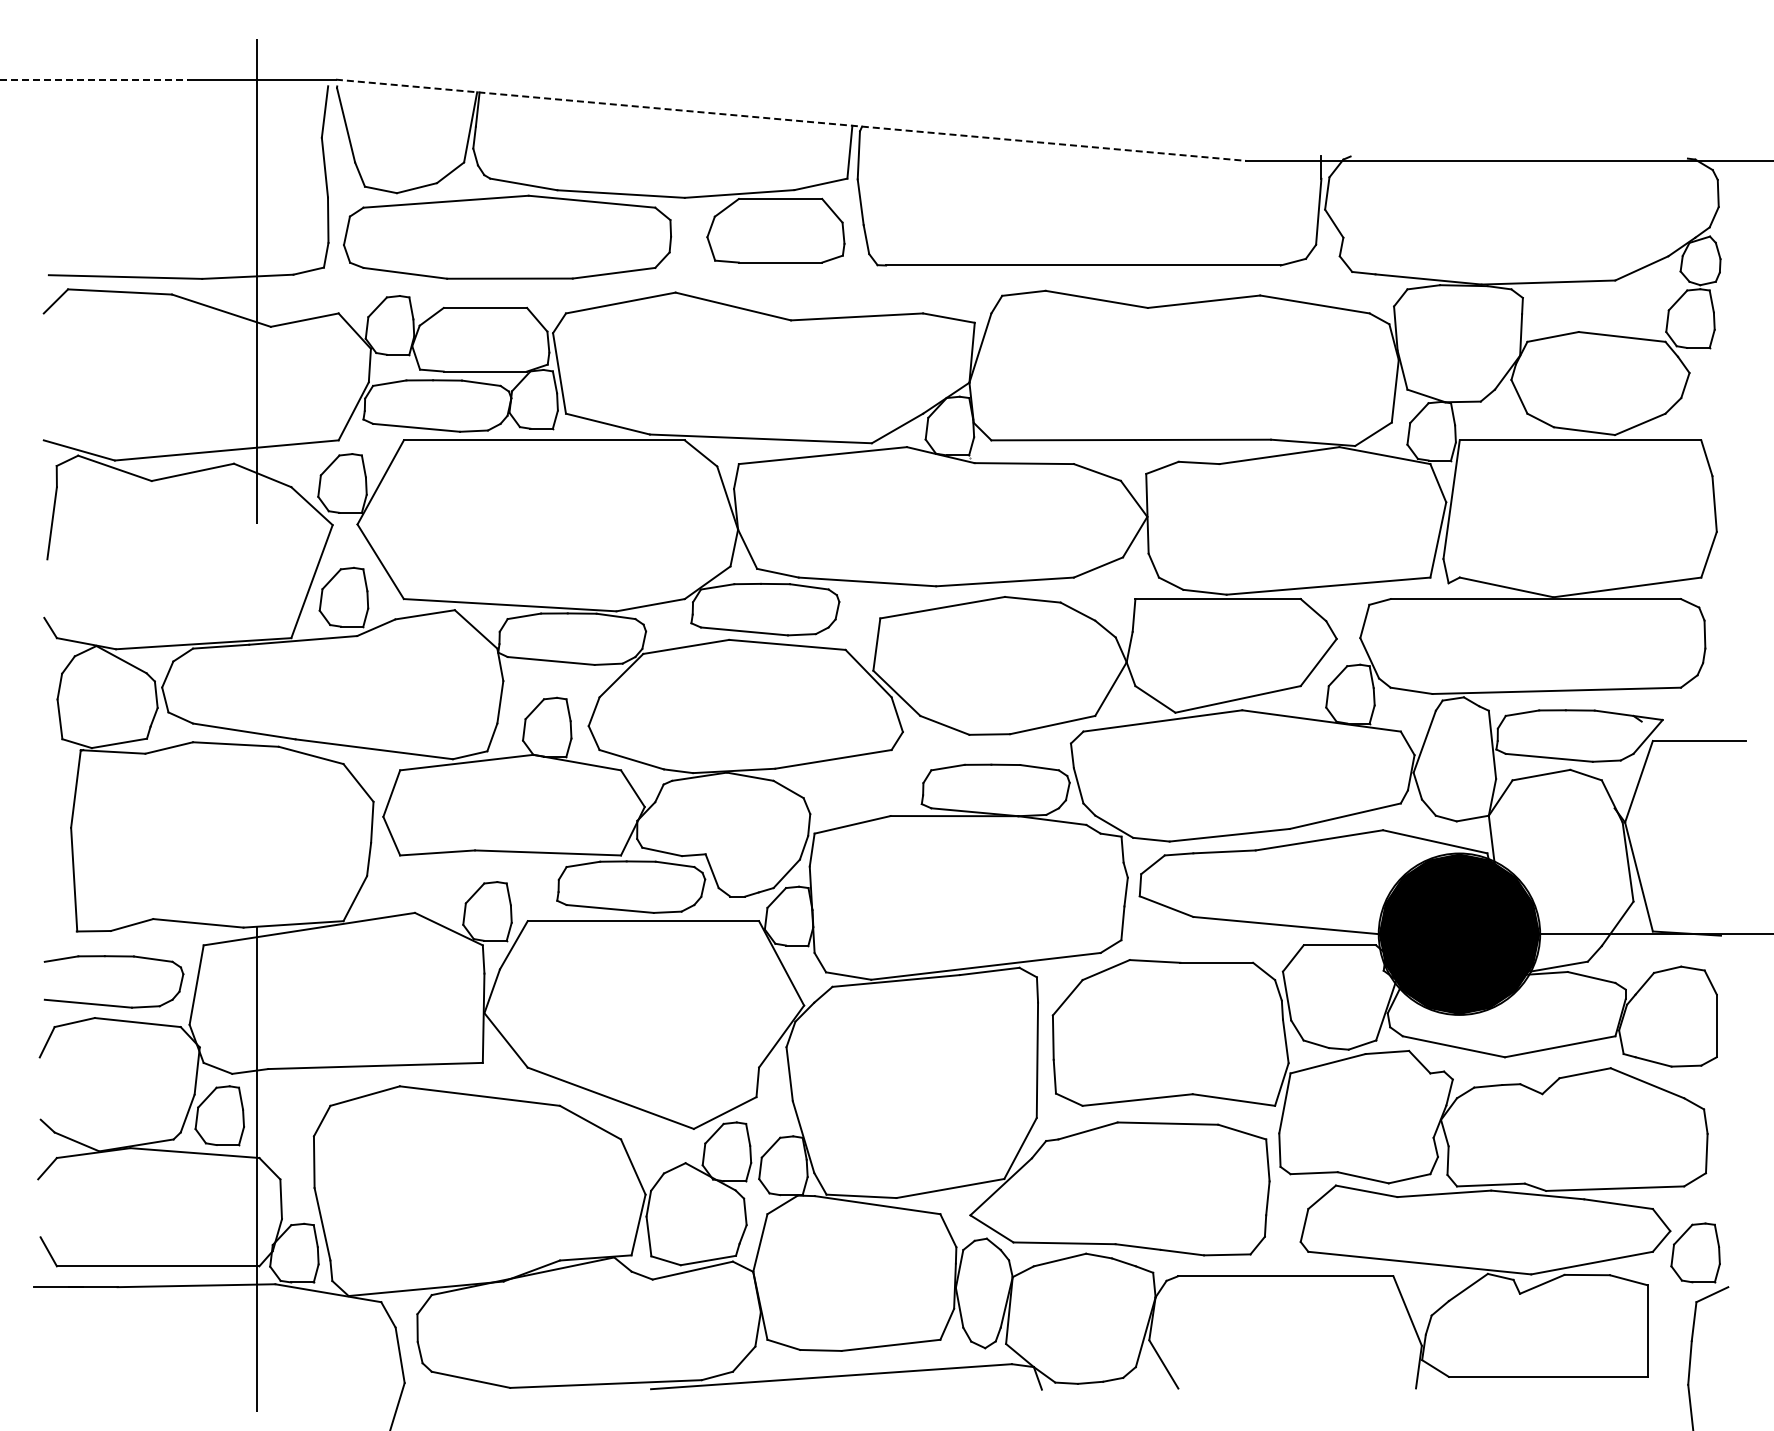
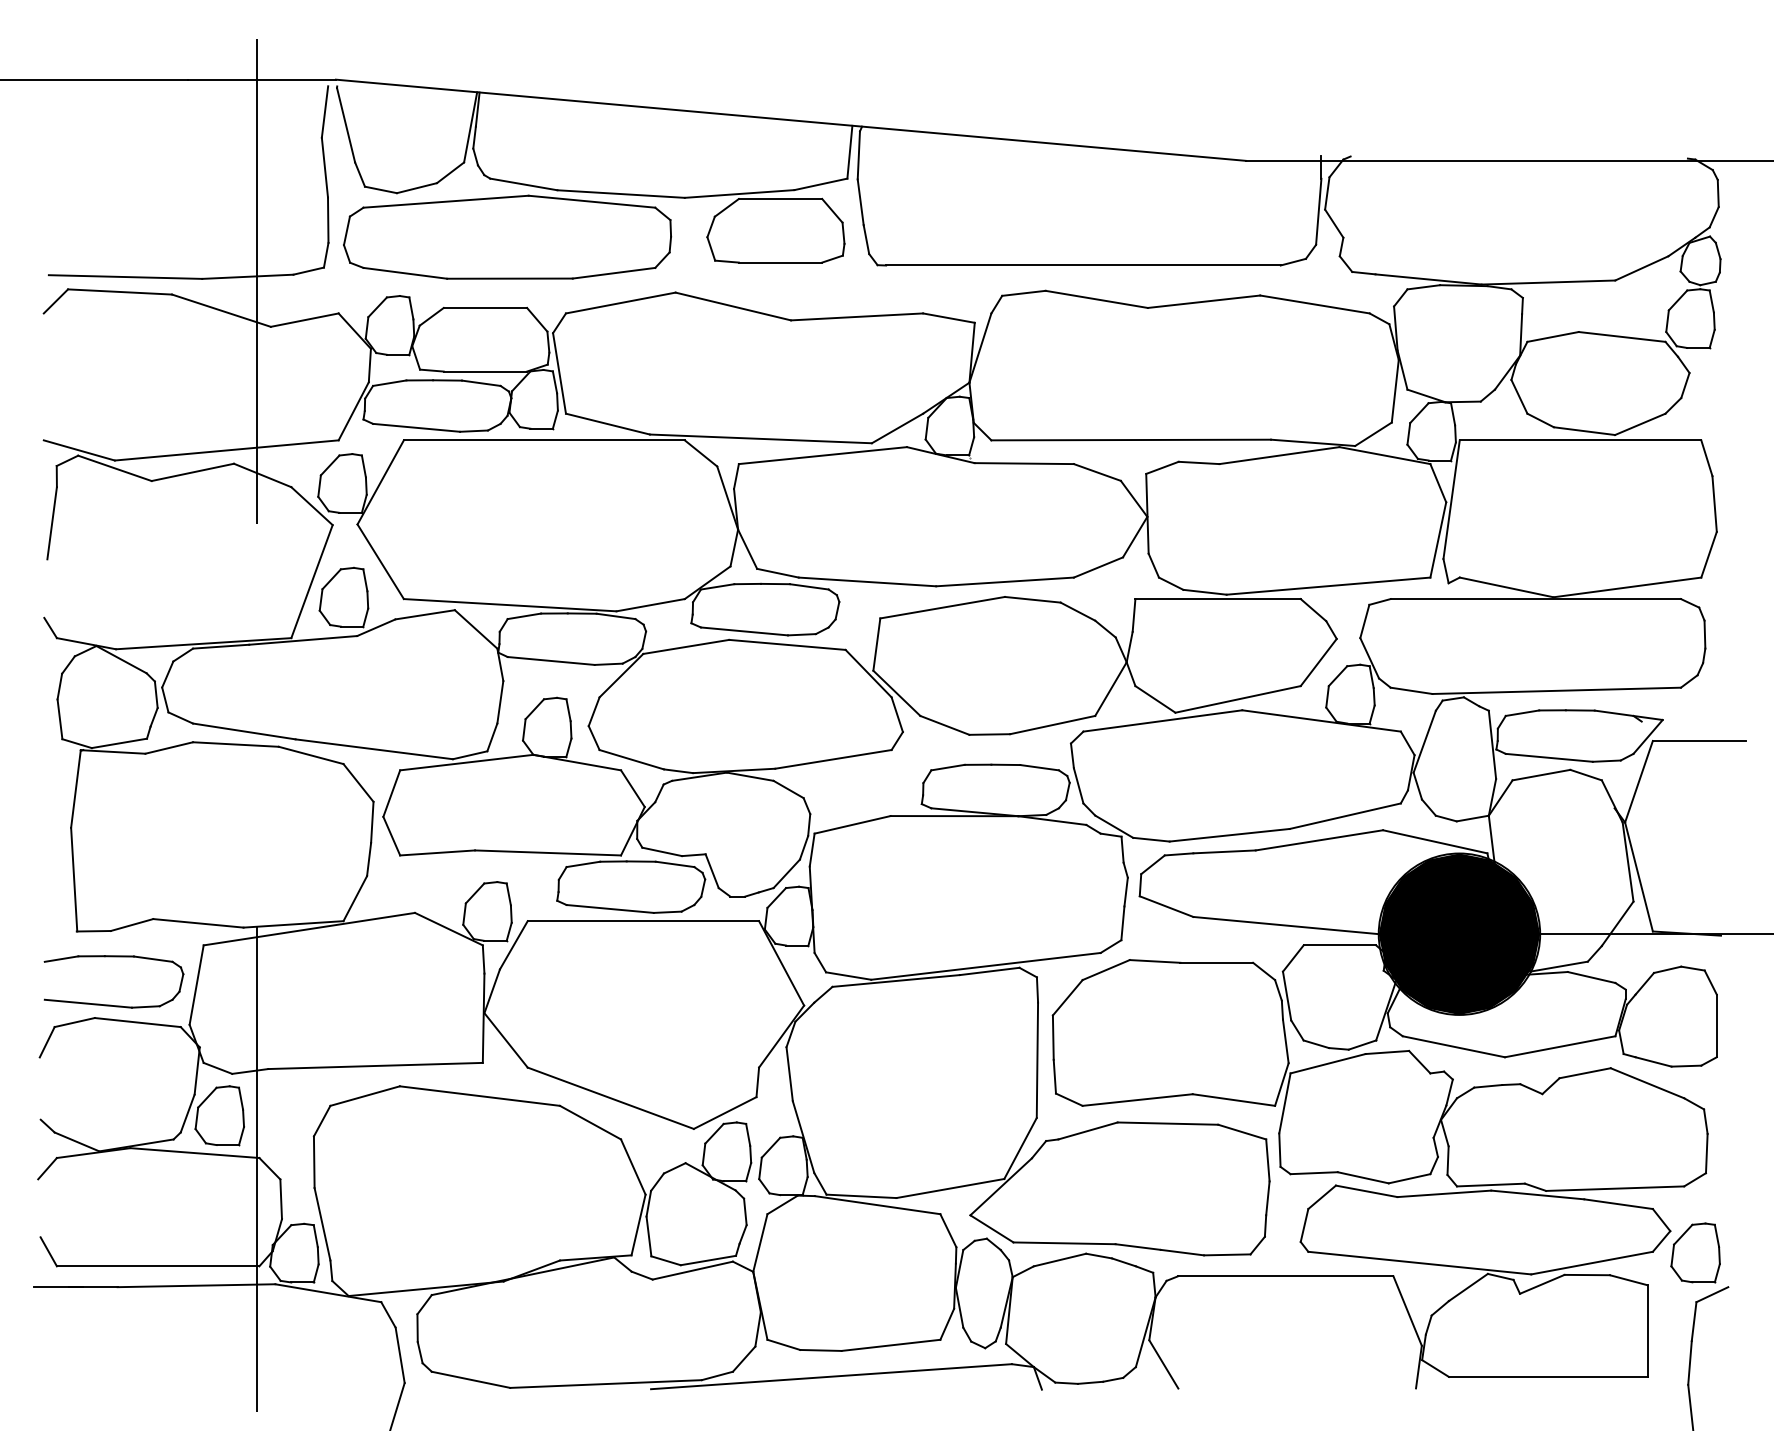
line: dashed -> solid (94, 79)
line: dashed -> solid (791, 120)
